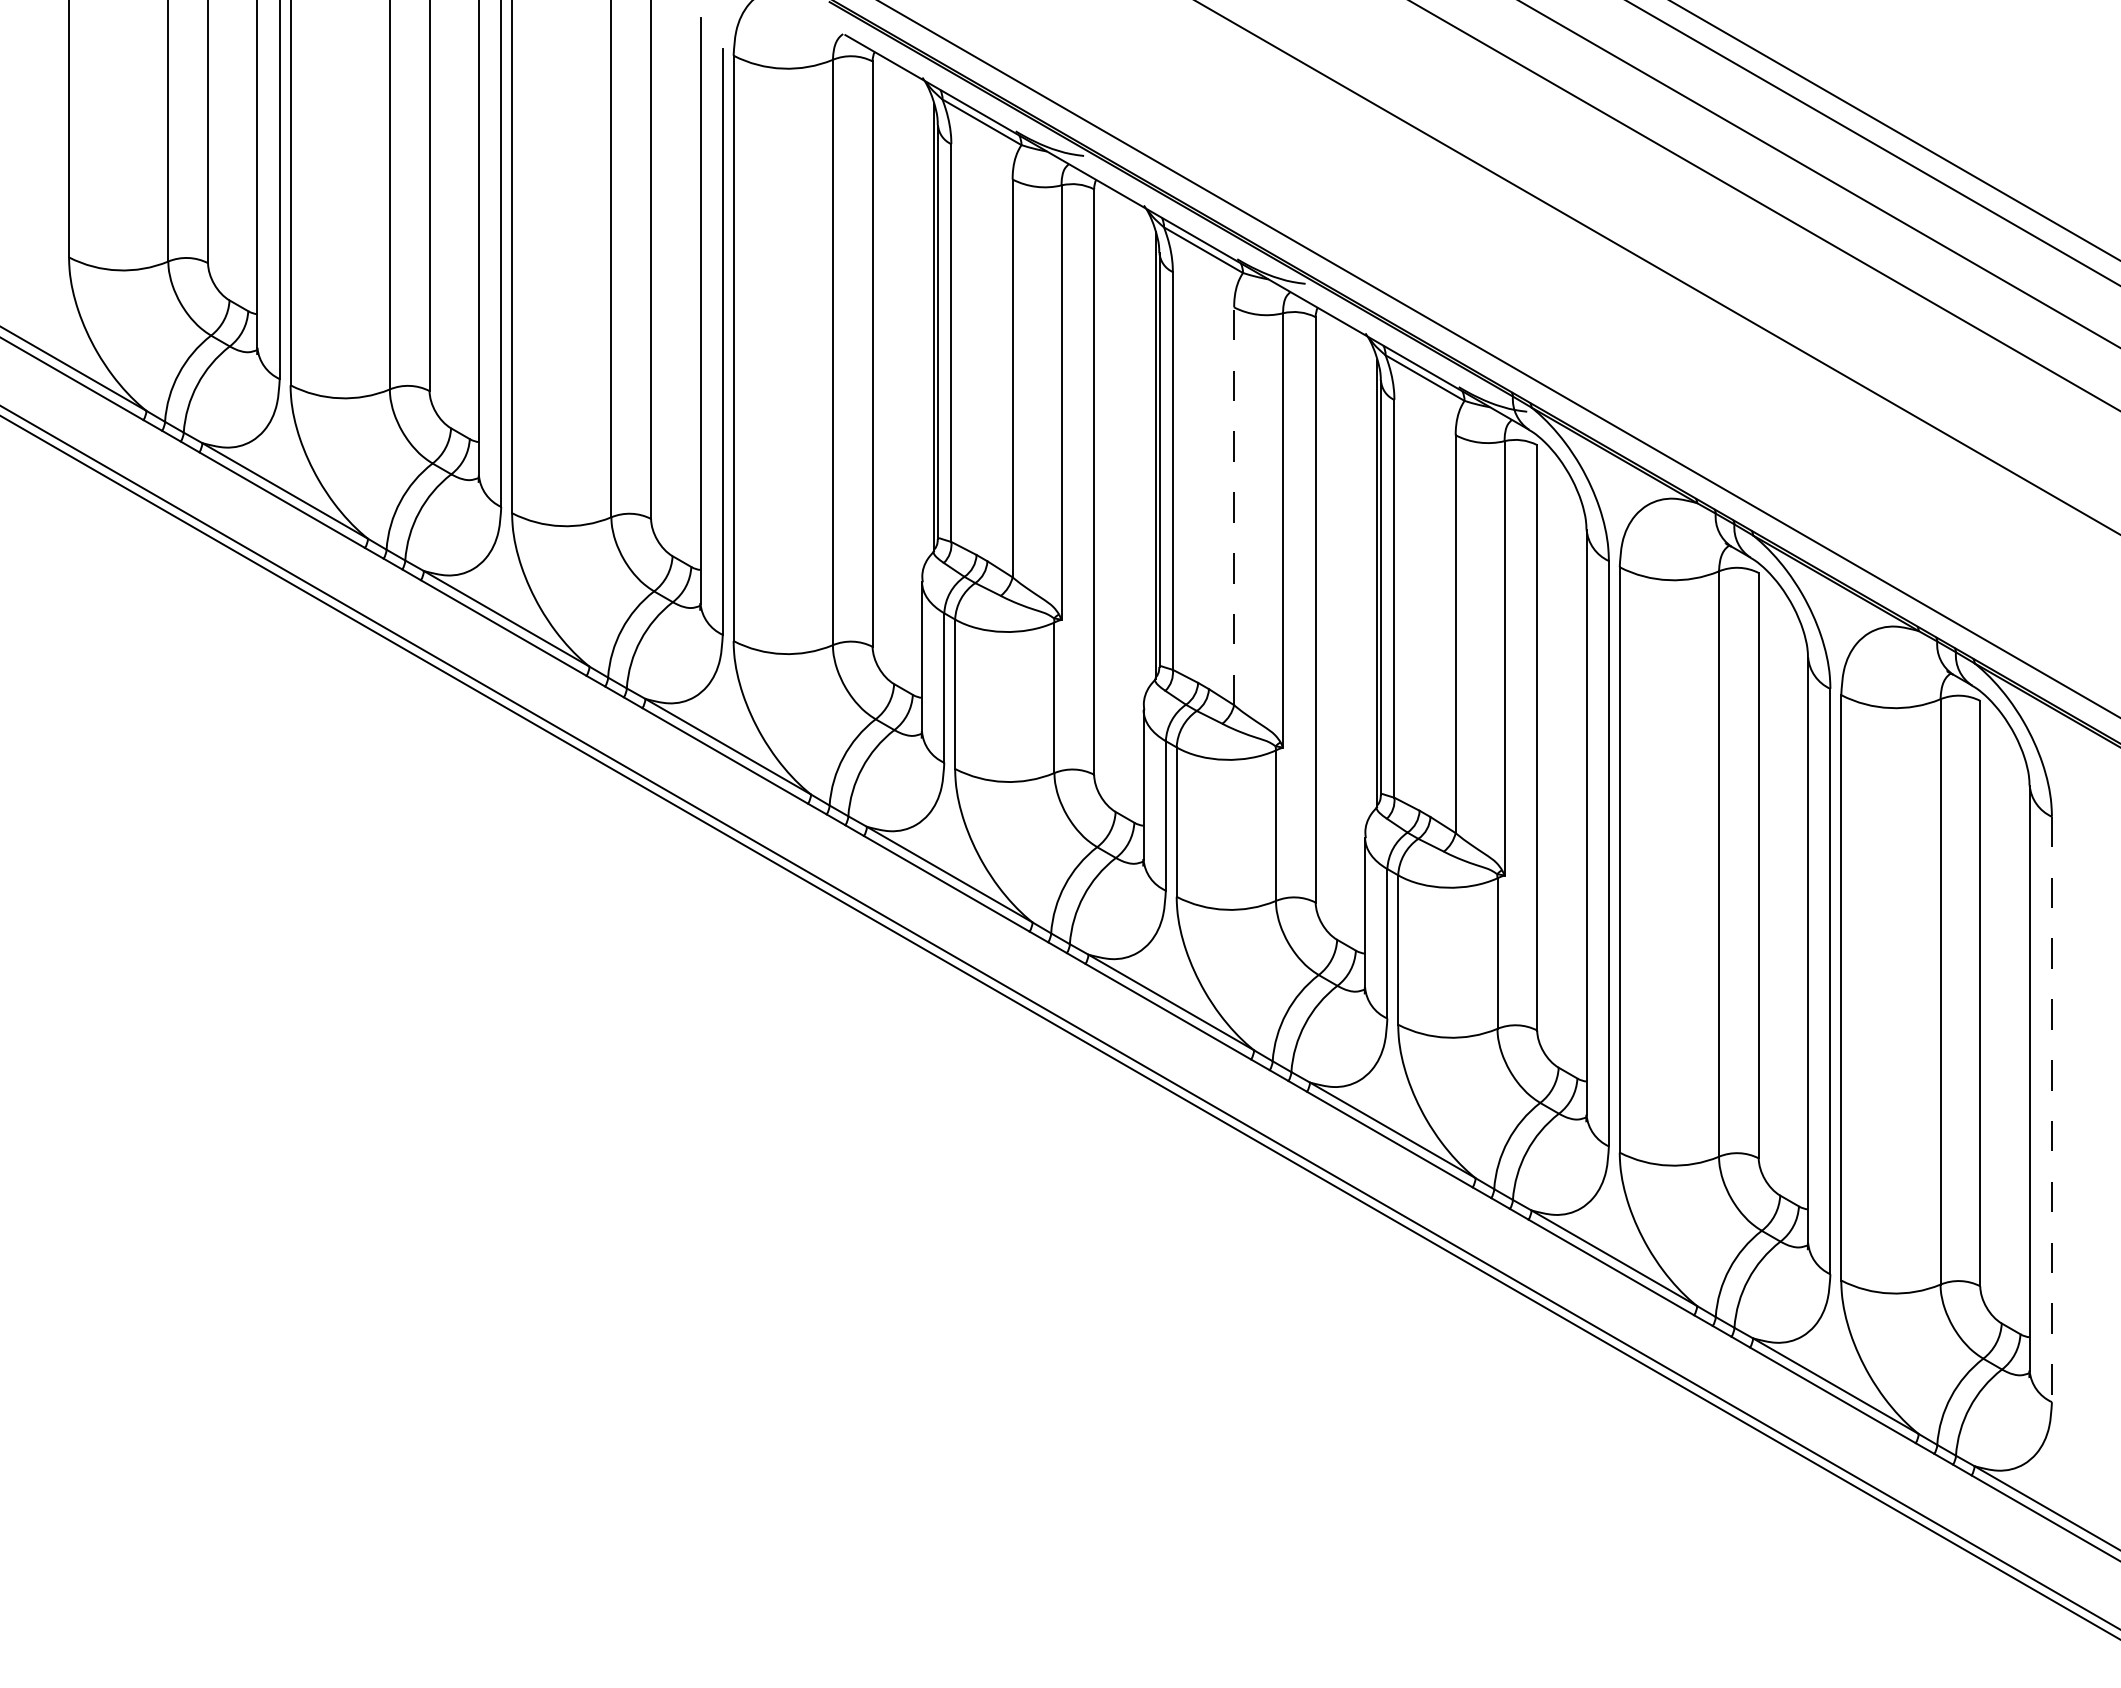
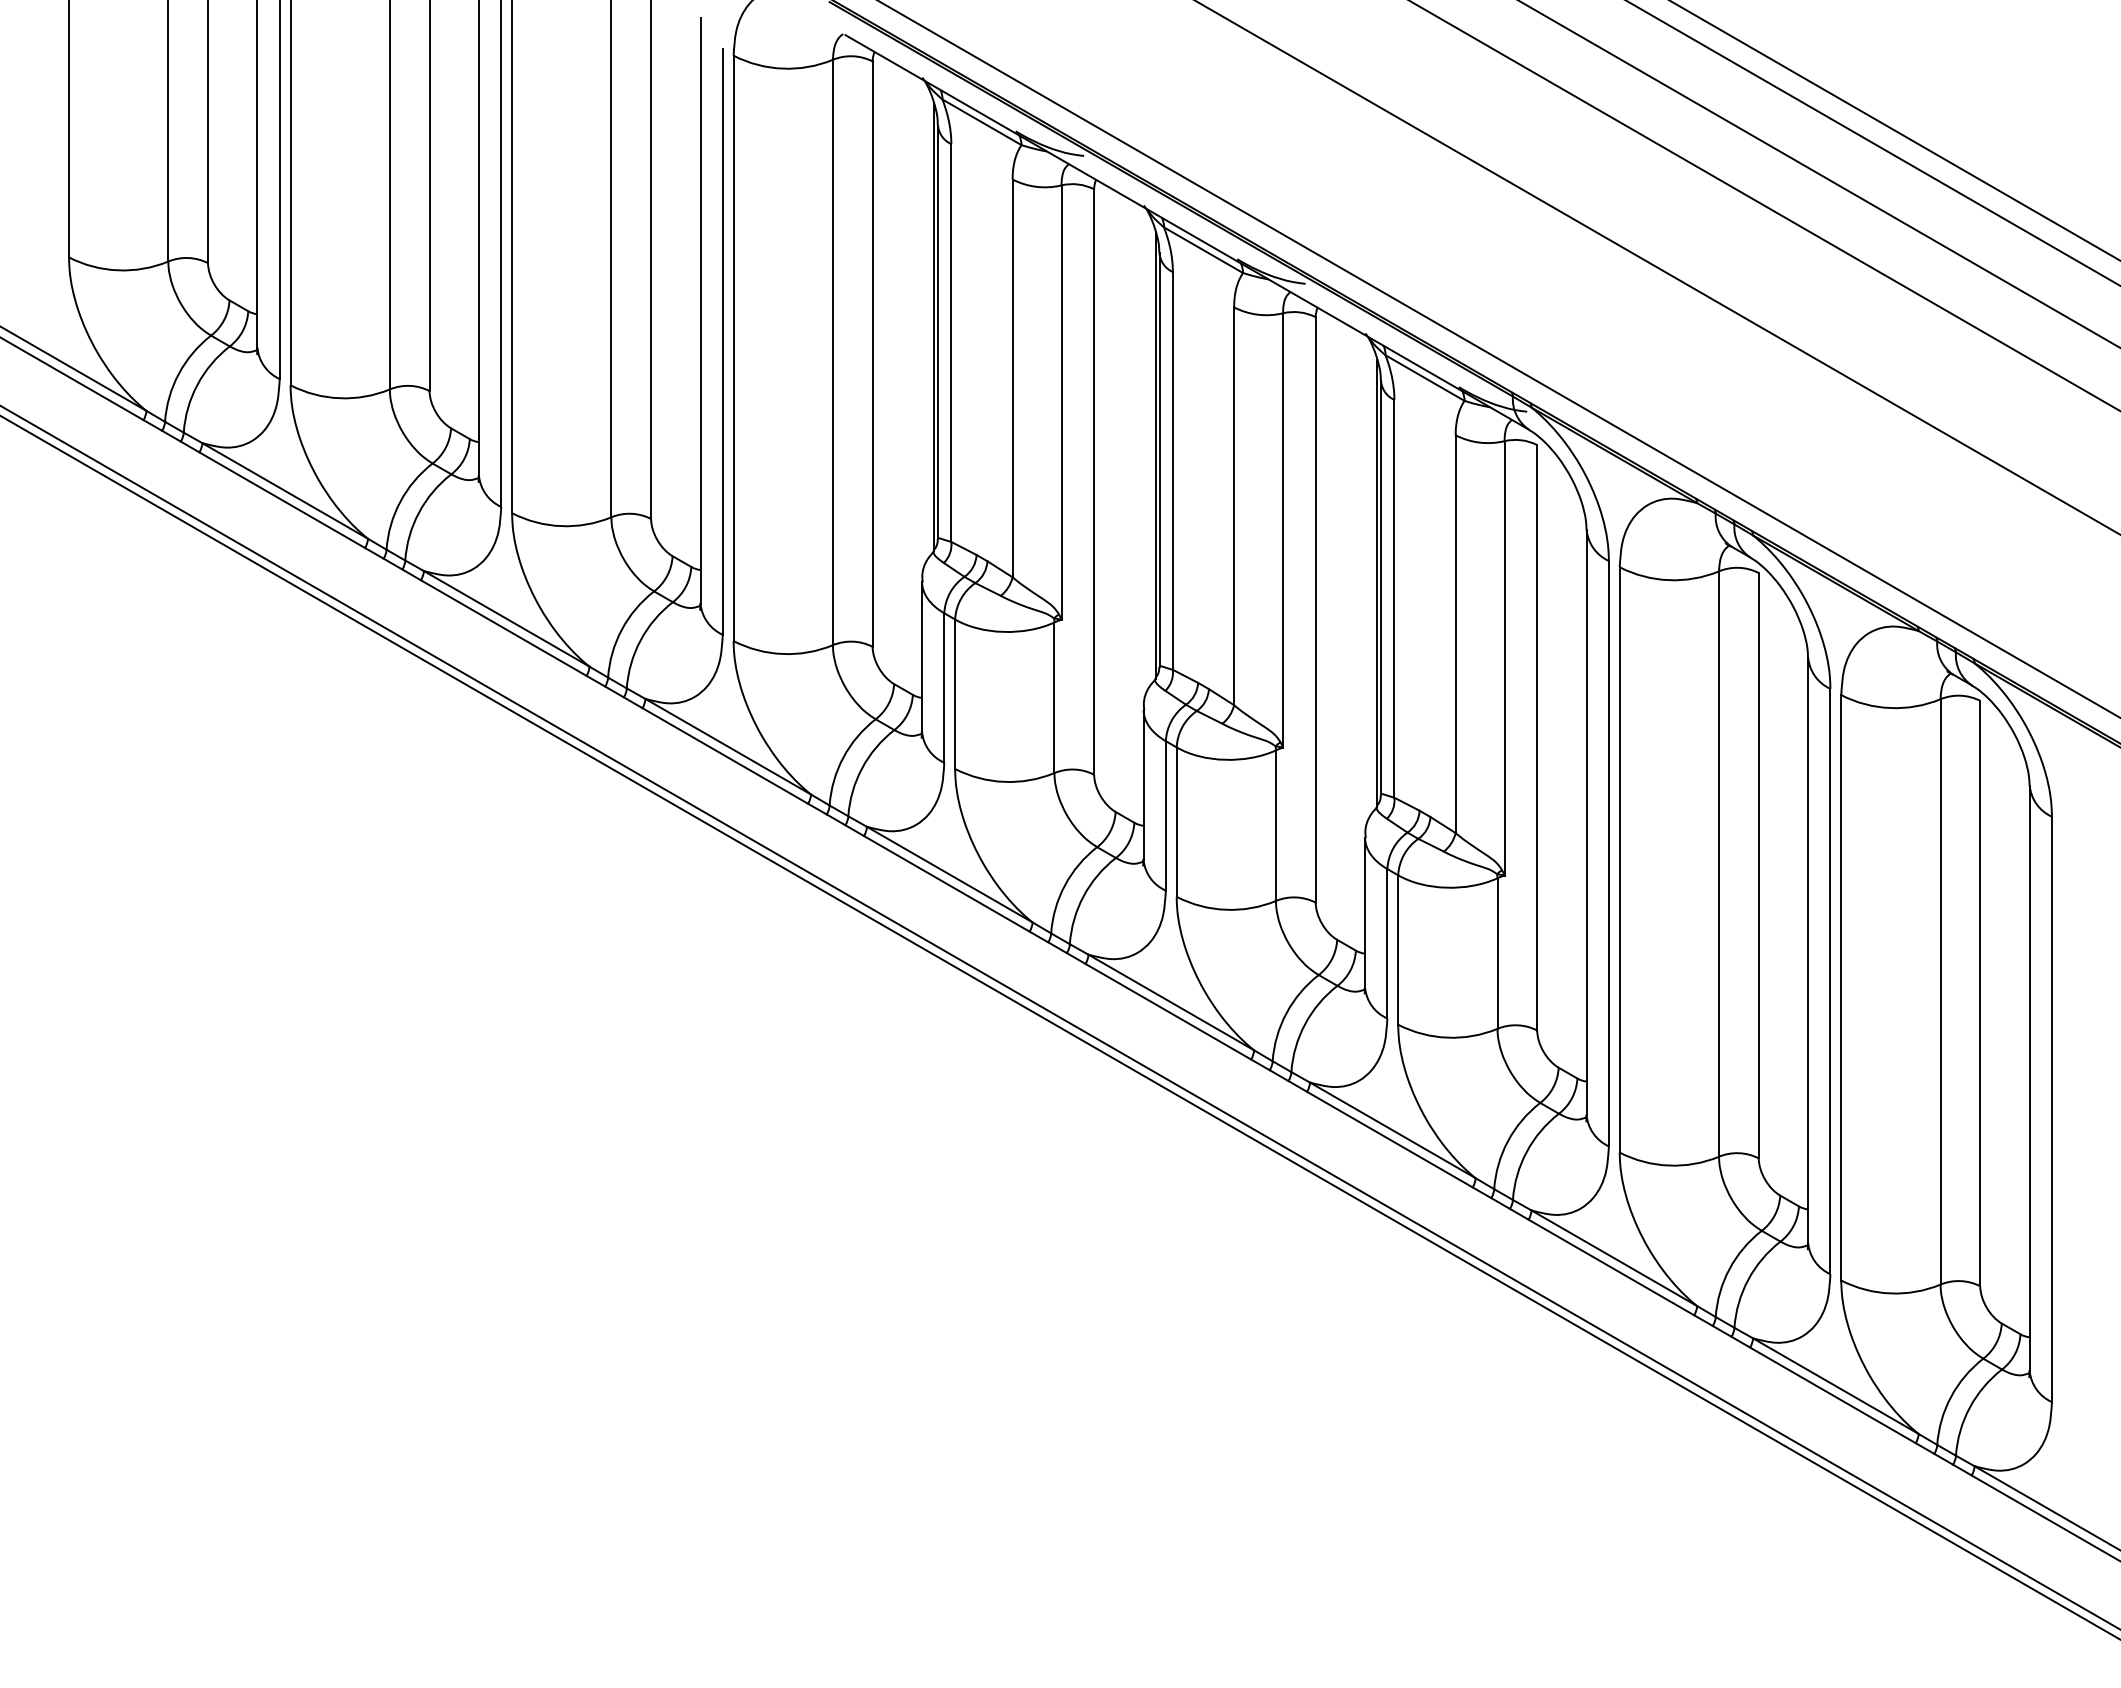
line: dashed -> solid (1234, 506)
line: dashed -> solid (2051, 1109)
